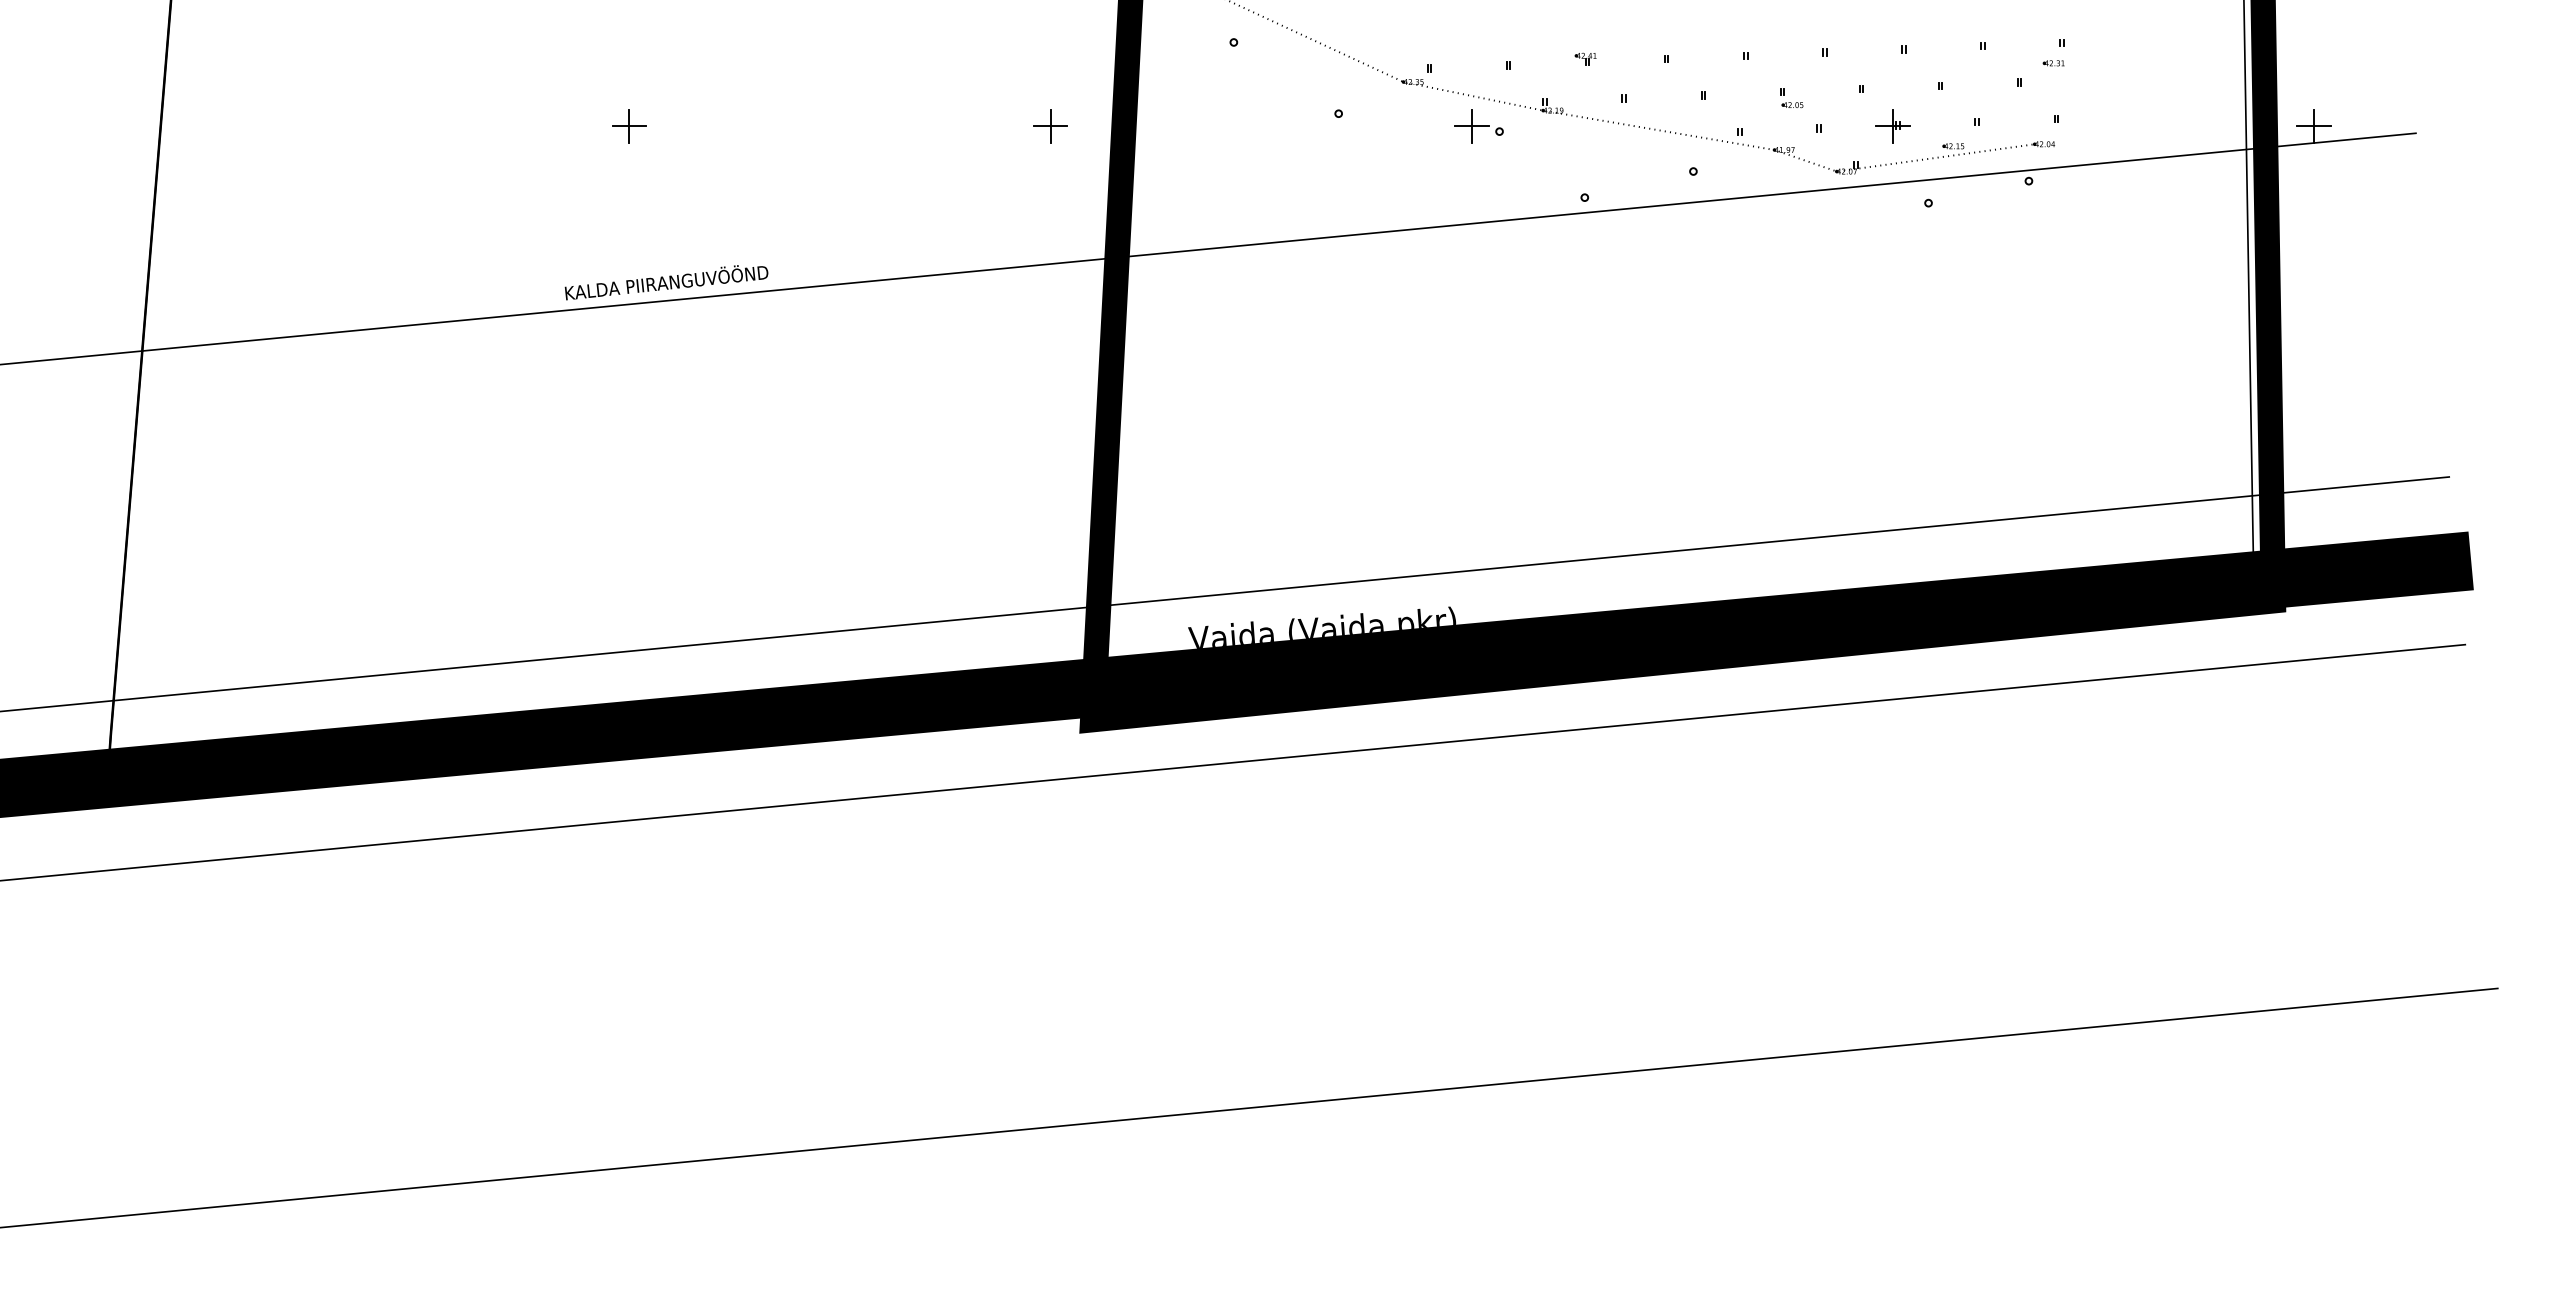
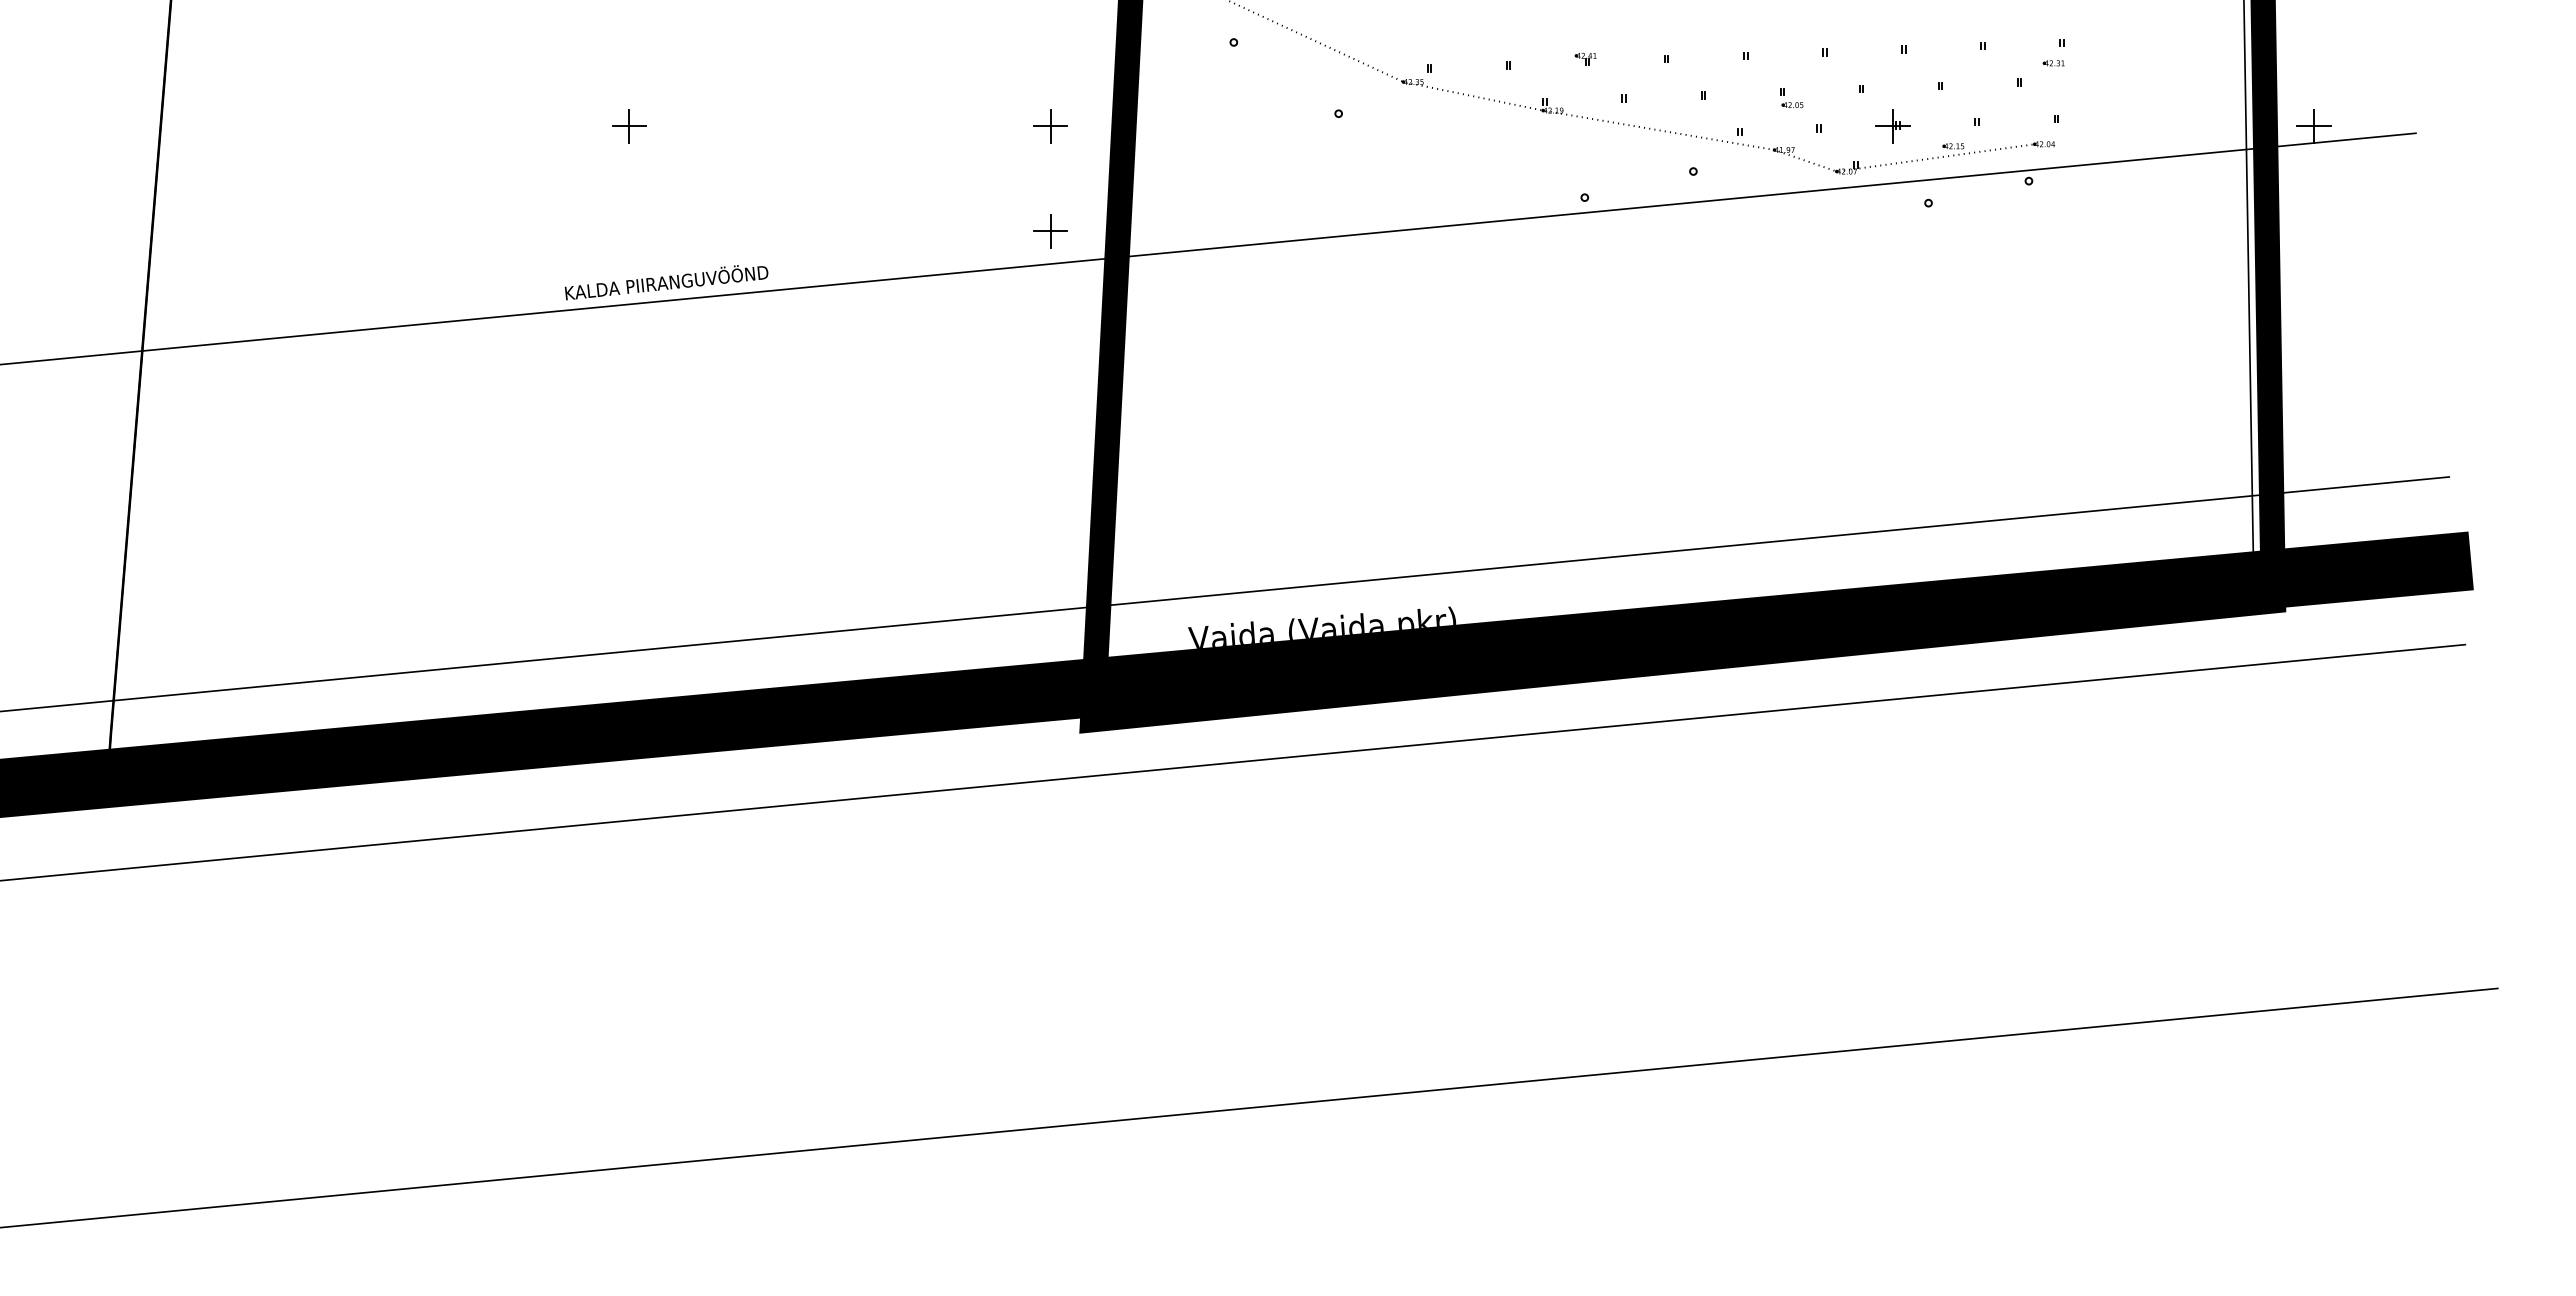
part: present -> none (1478, 126)
part: none -> present (1050, 231)
